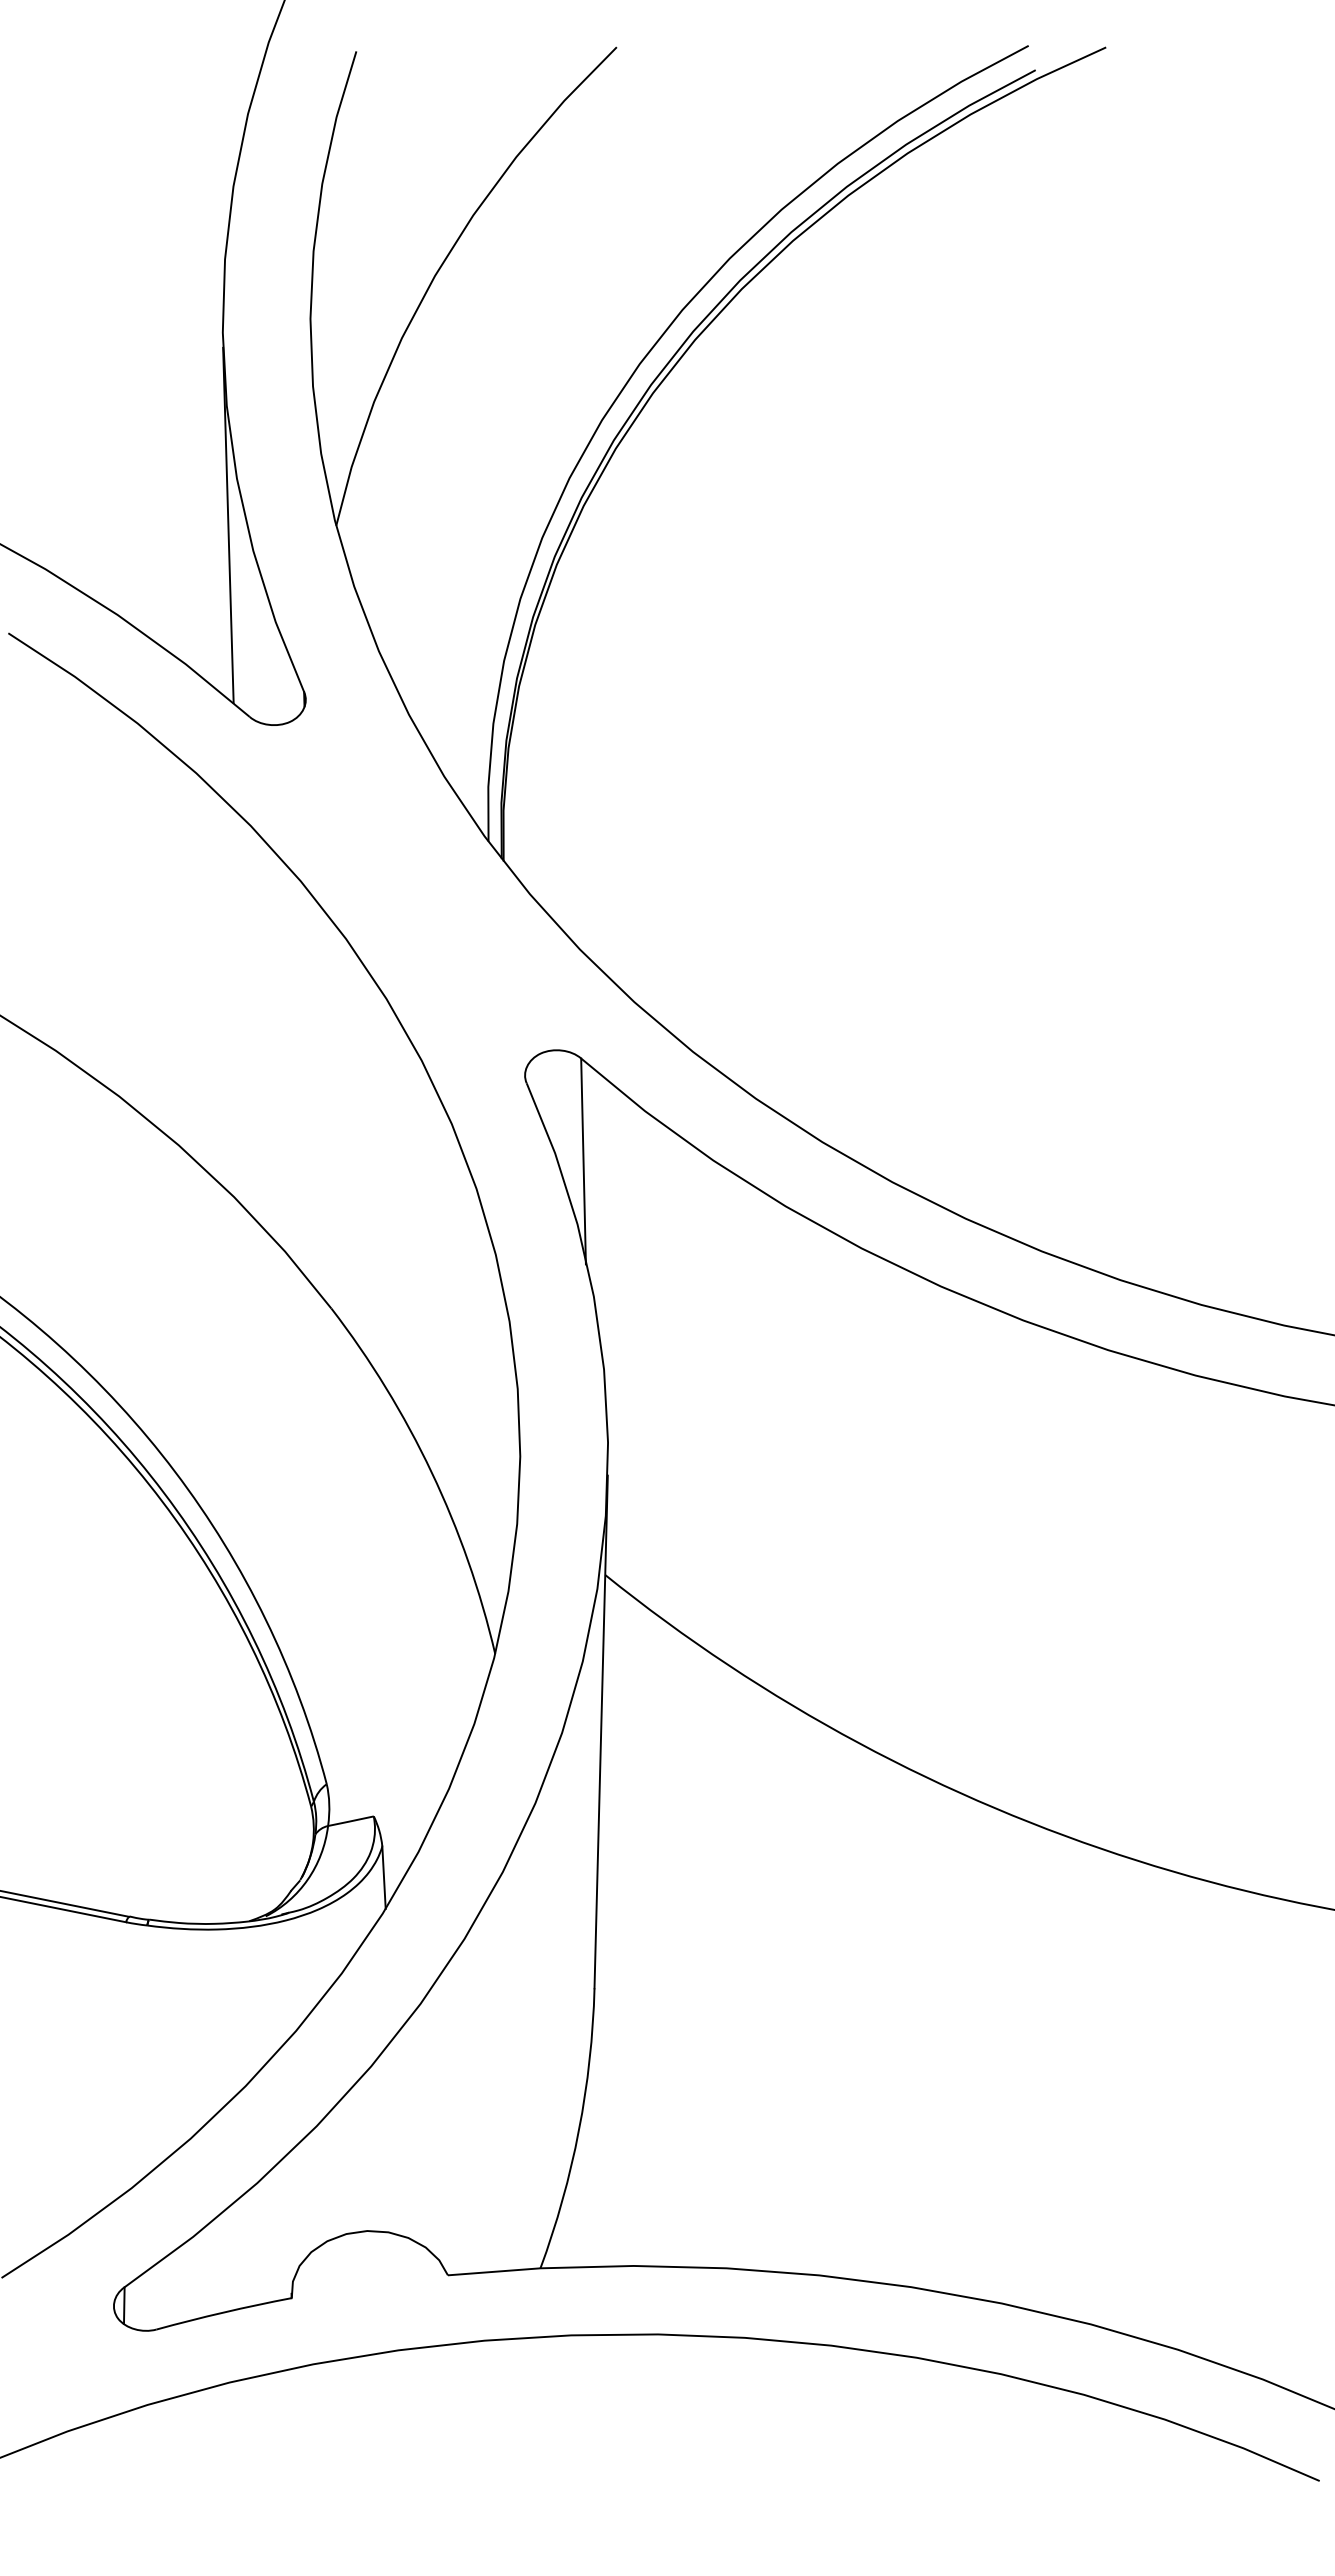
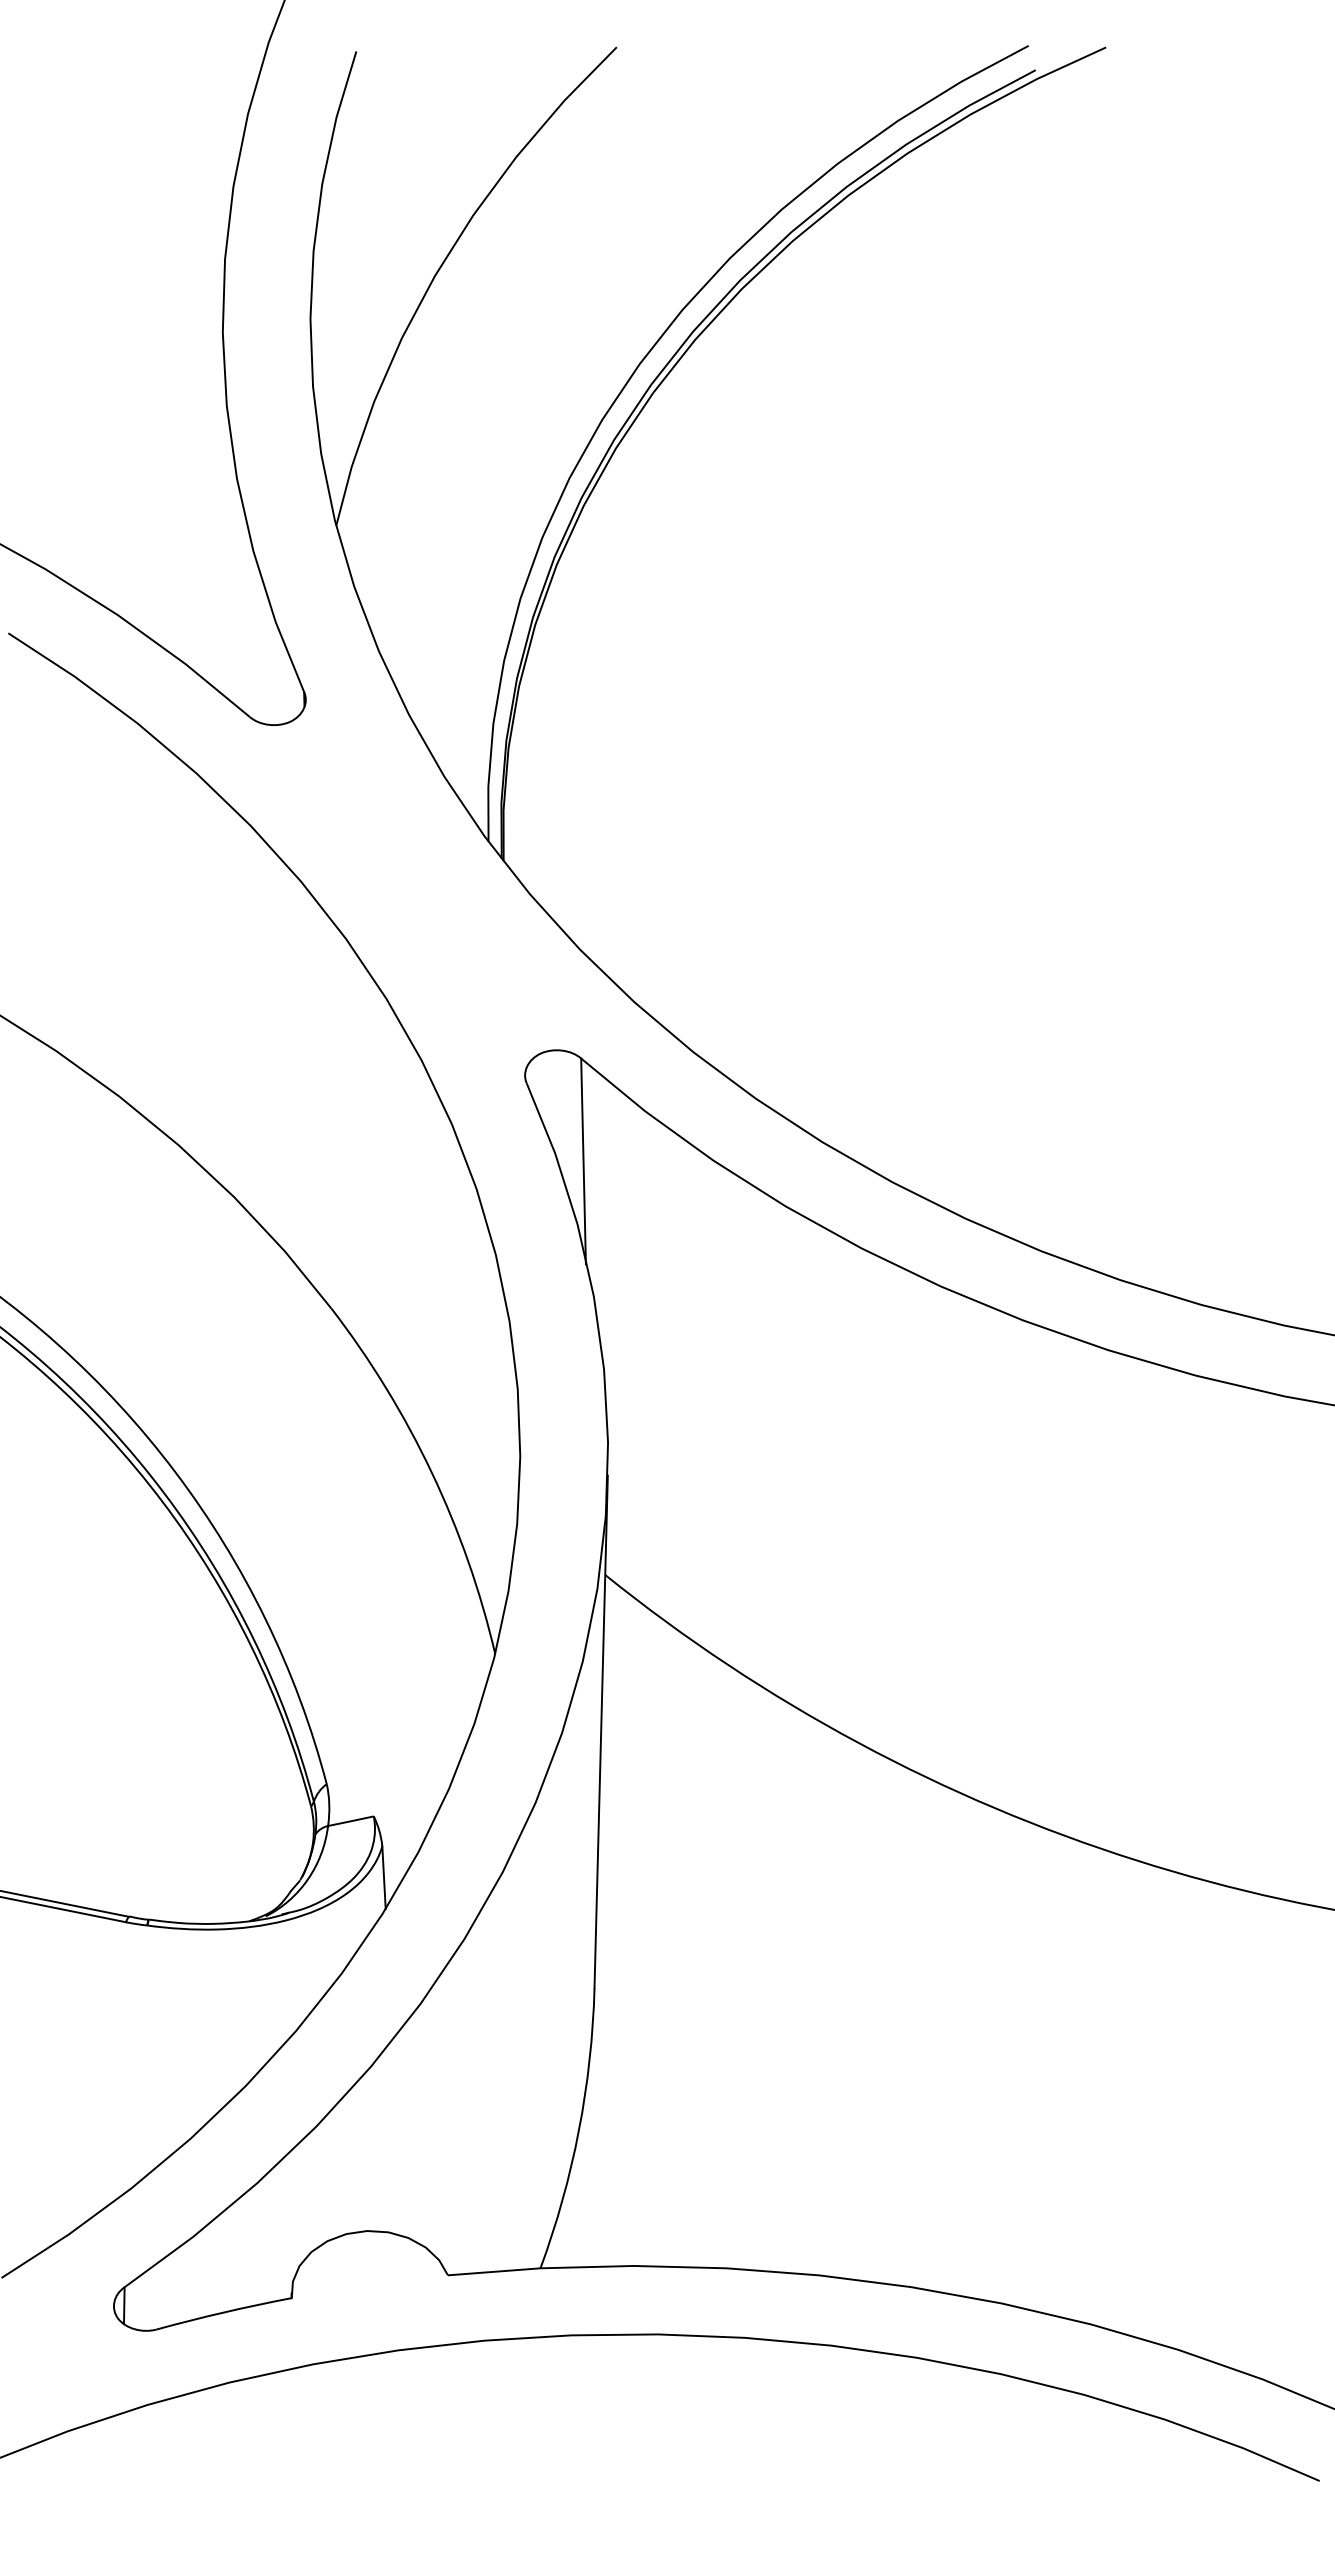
line: present -> none (228, 525)
